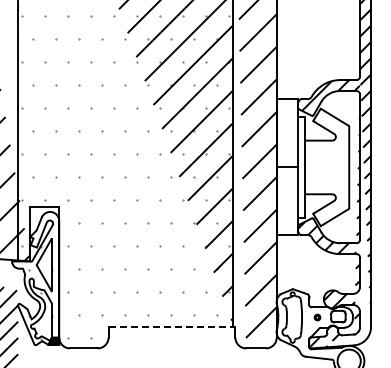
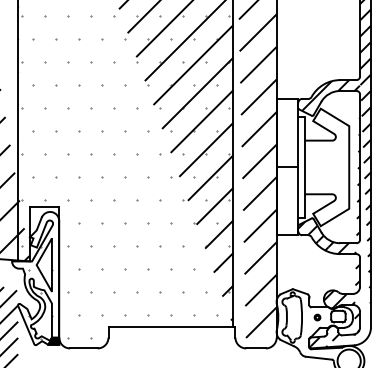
line: dashed -> solid (172, 326)
